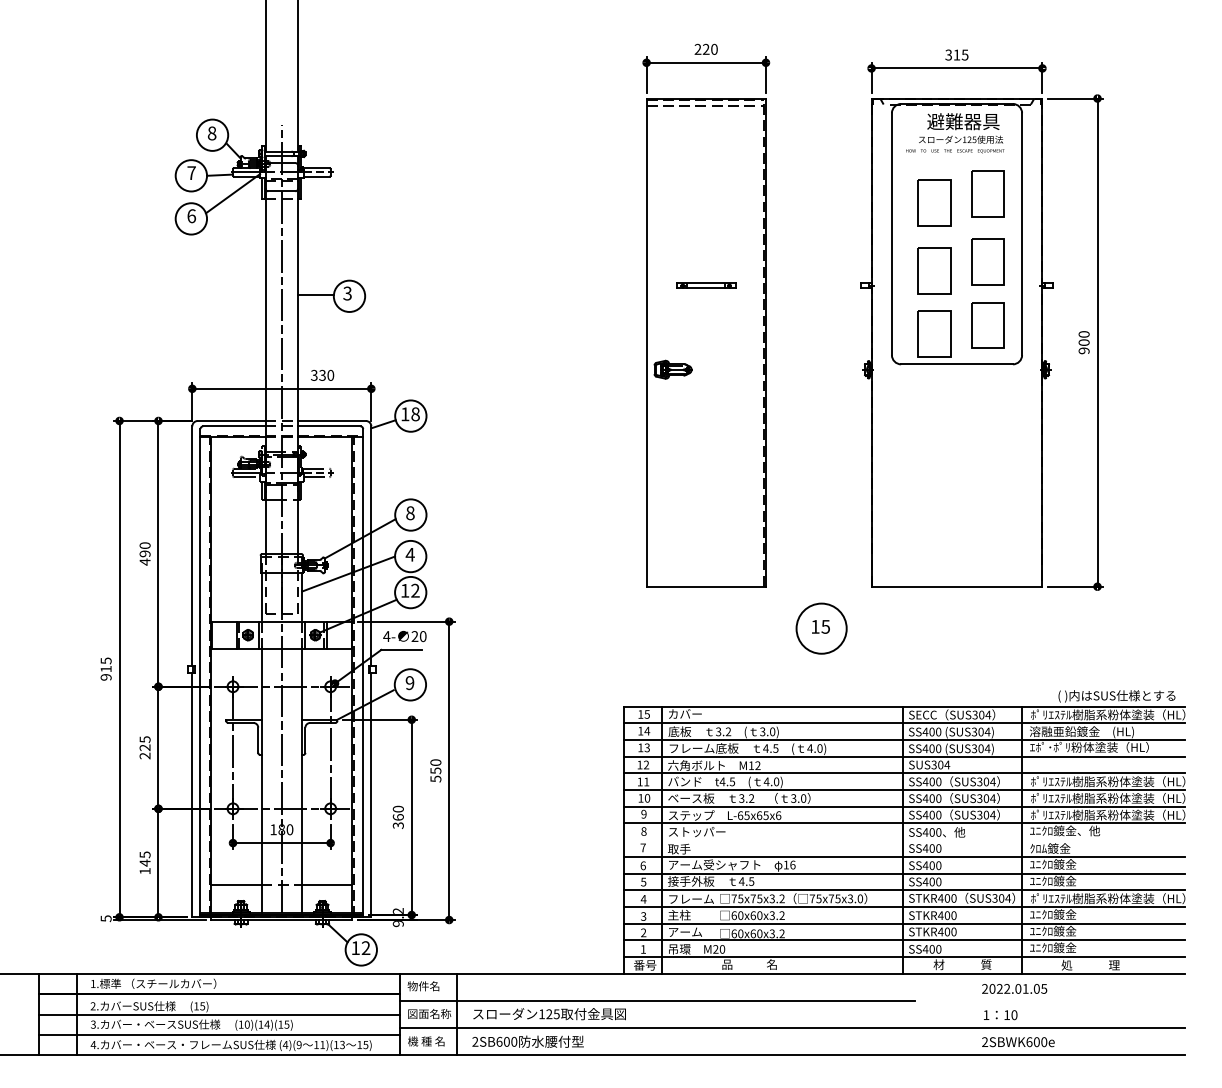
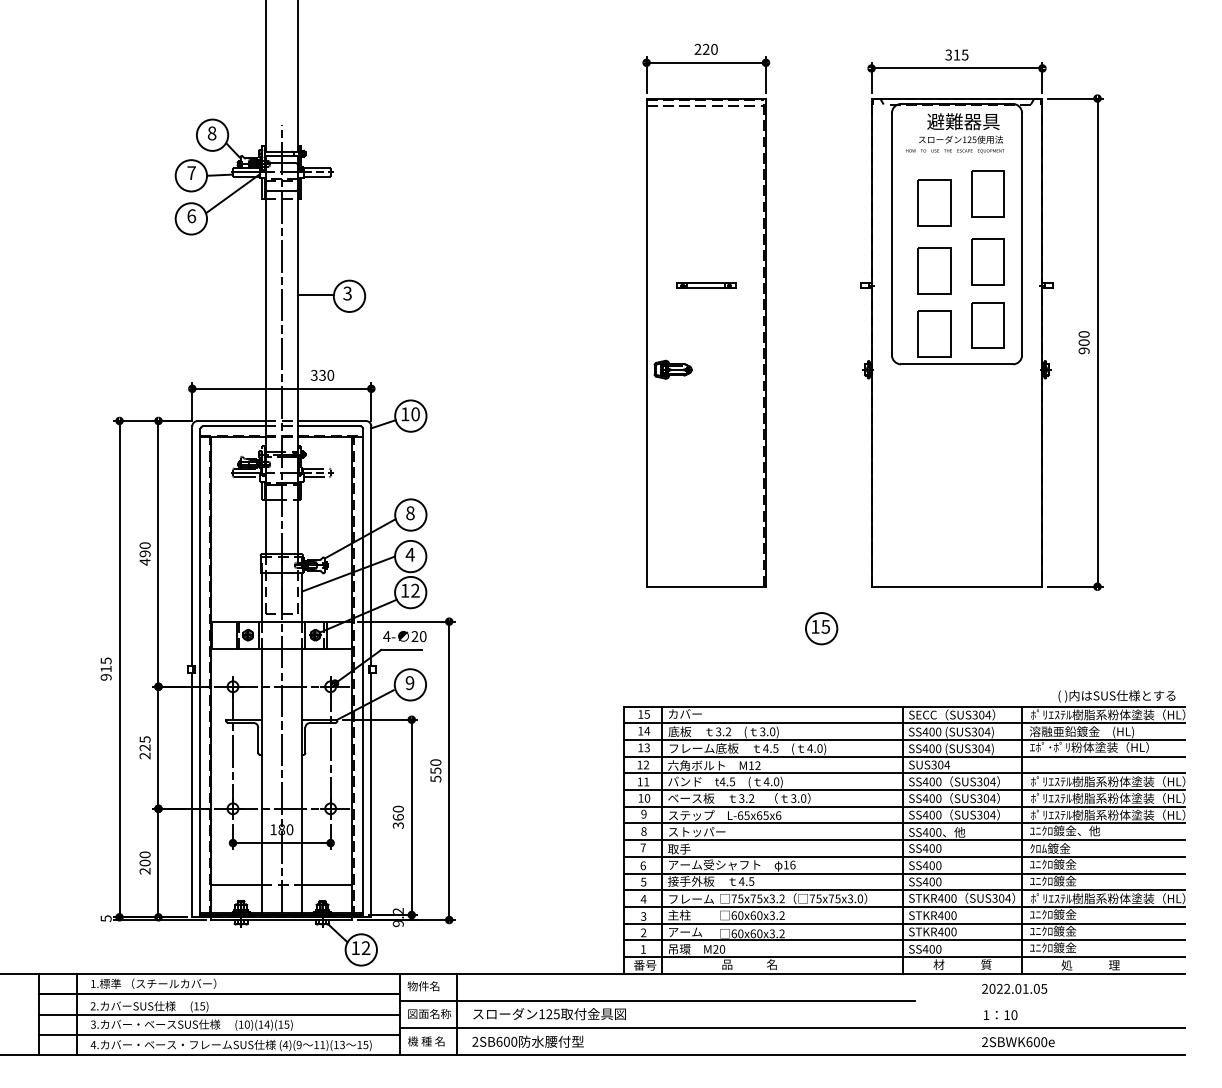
text: 18 -> 10 (415, 413)
circle diameter: 50 px -> 31 px (821, 628)
line: none -> present (904, 840)
text: 145 -> 200 (144, 862)
